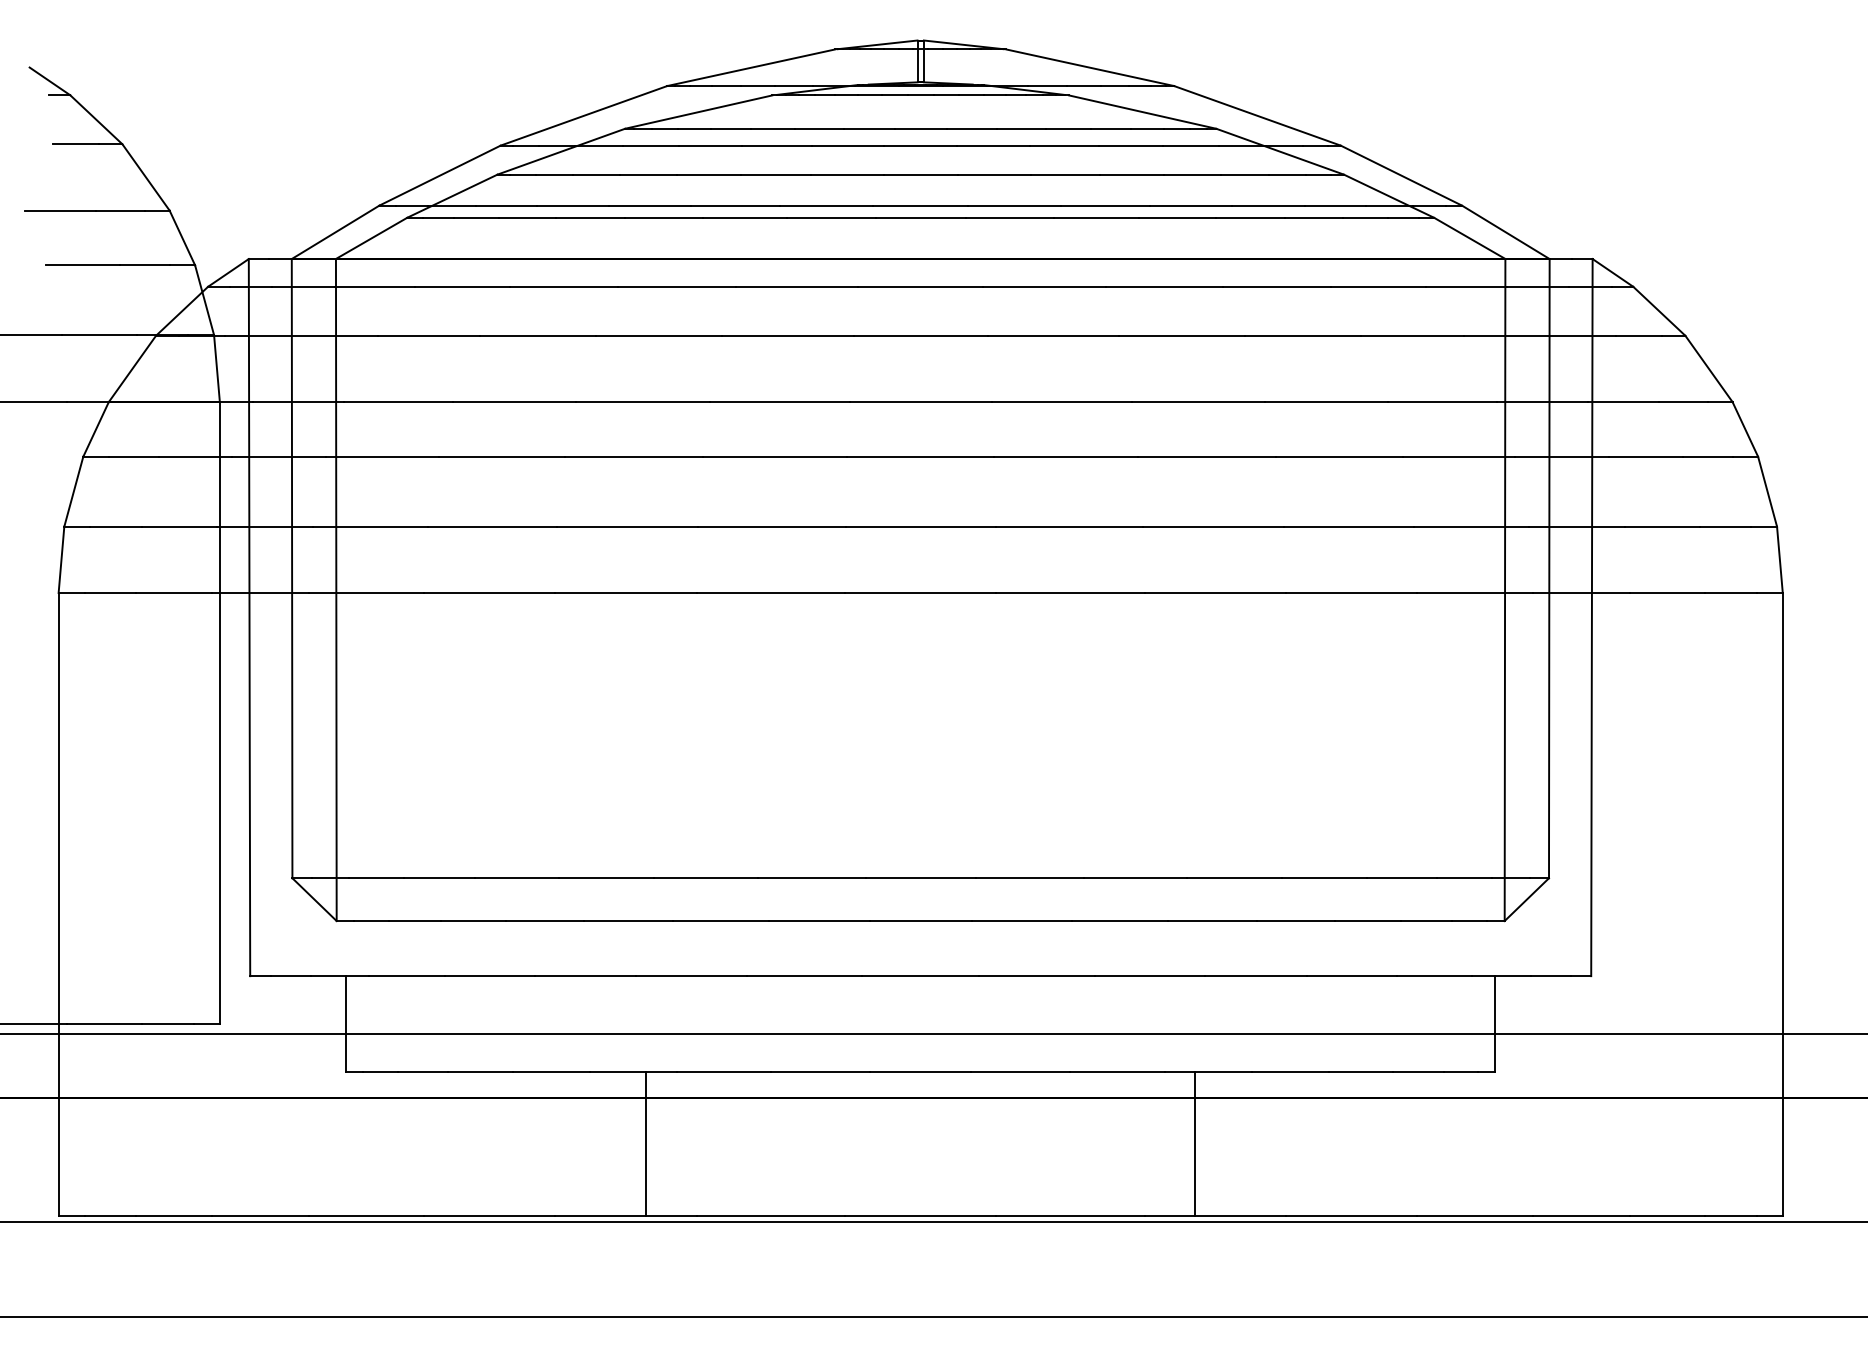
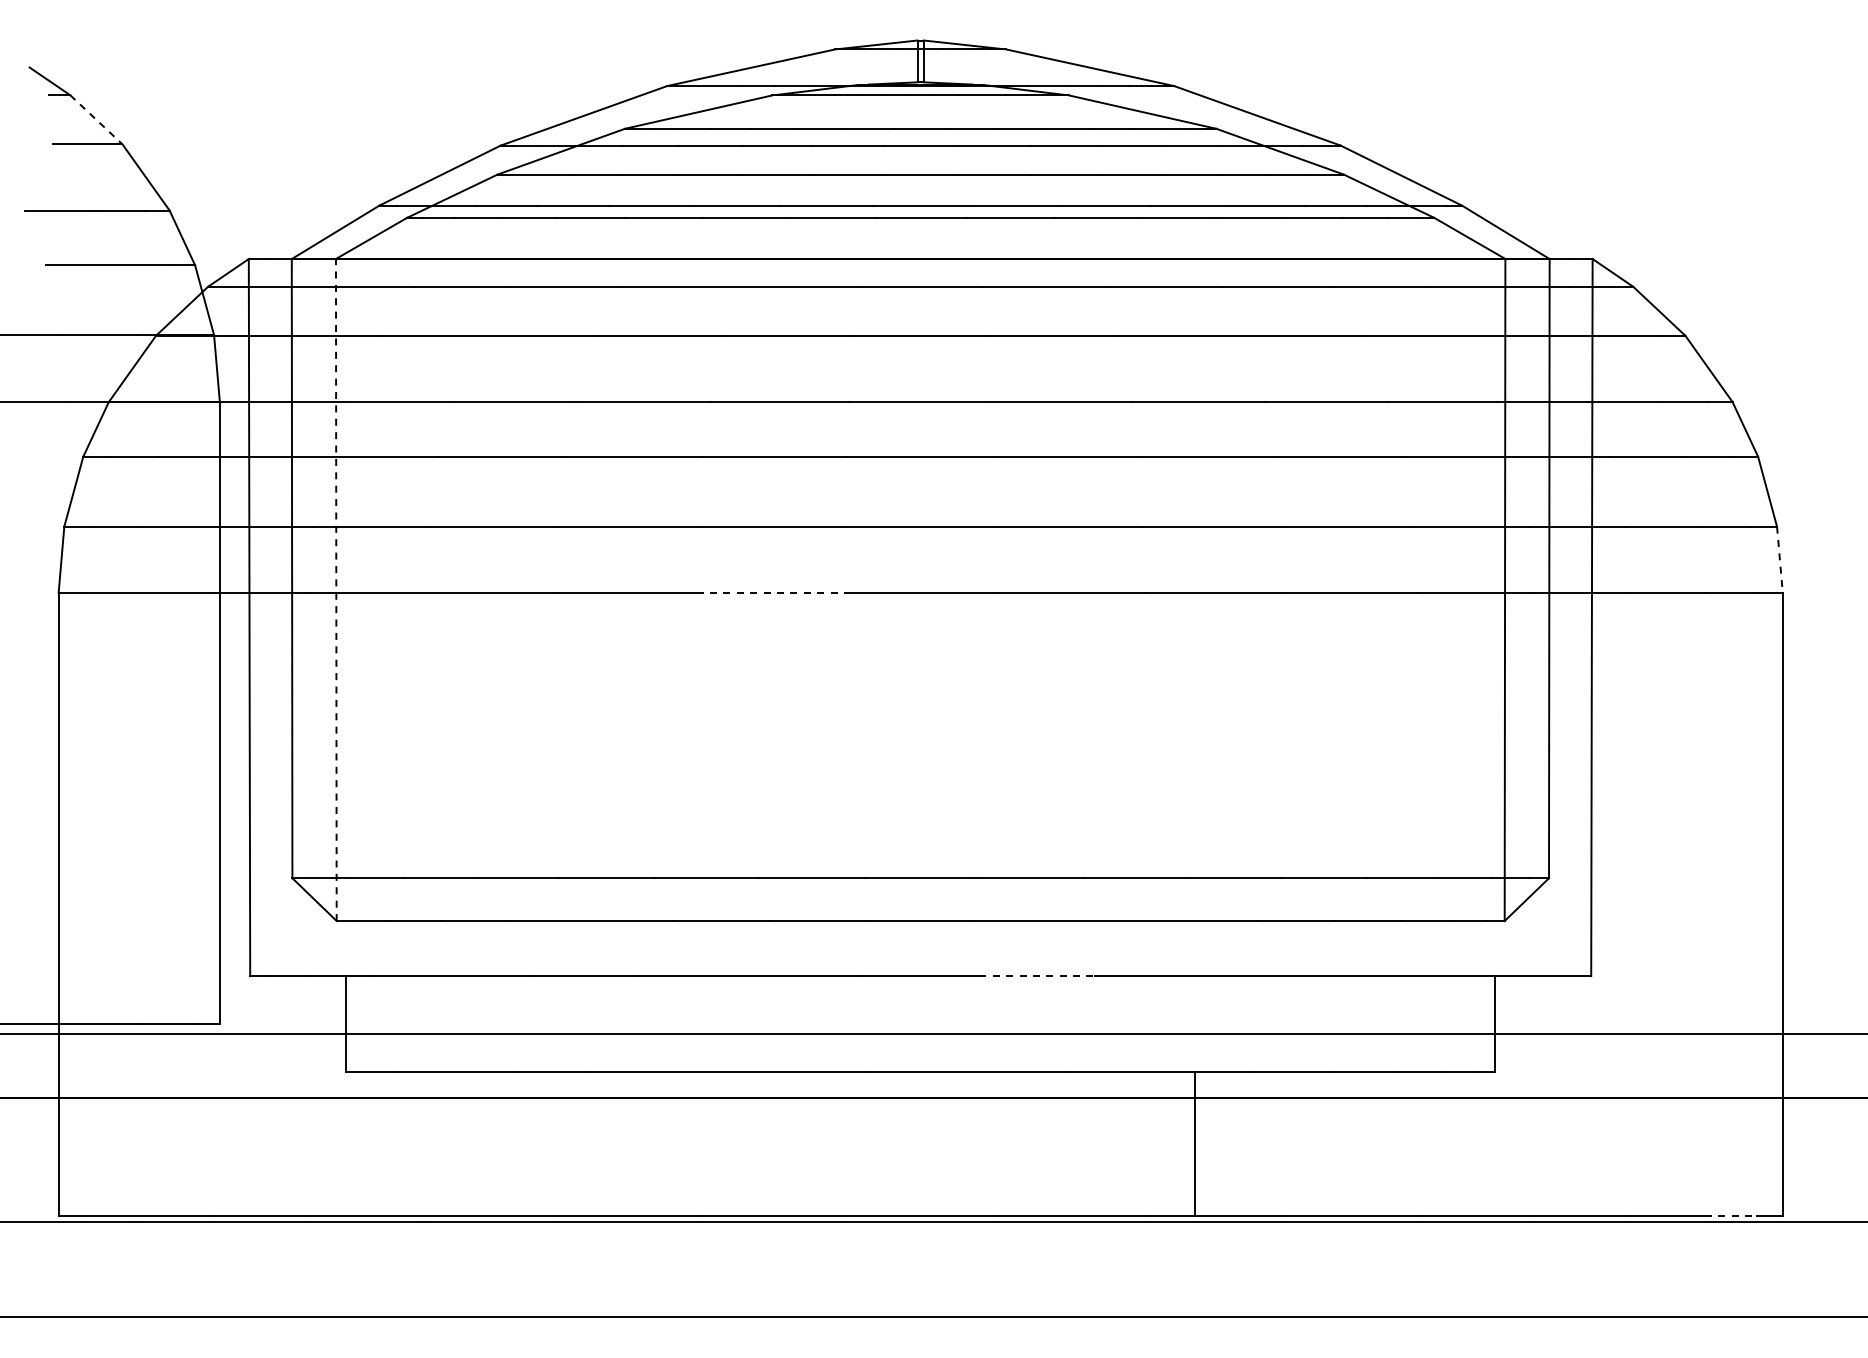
line: solid -> dashed (96, 119)
line: solid -> dashed (1779, 560)
line: solid -> dashed (336, 589)
line: solid -> dashed (771, 593)
line: solid -> dashed (1037, 976)
line: present -> none (646, 1143)
line: solid -> dashed (1730, 1215)
